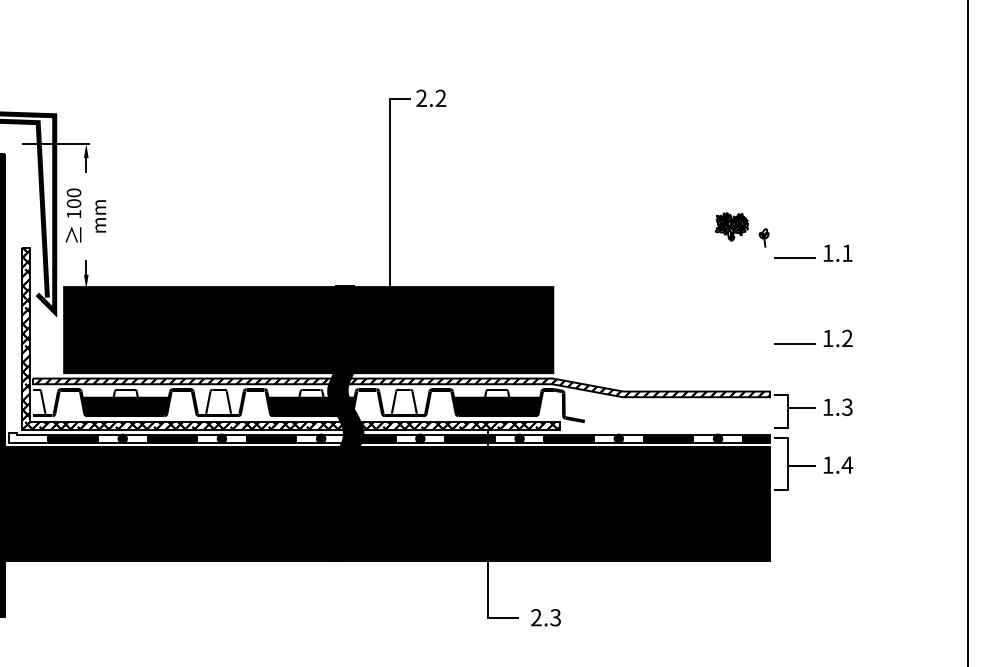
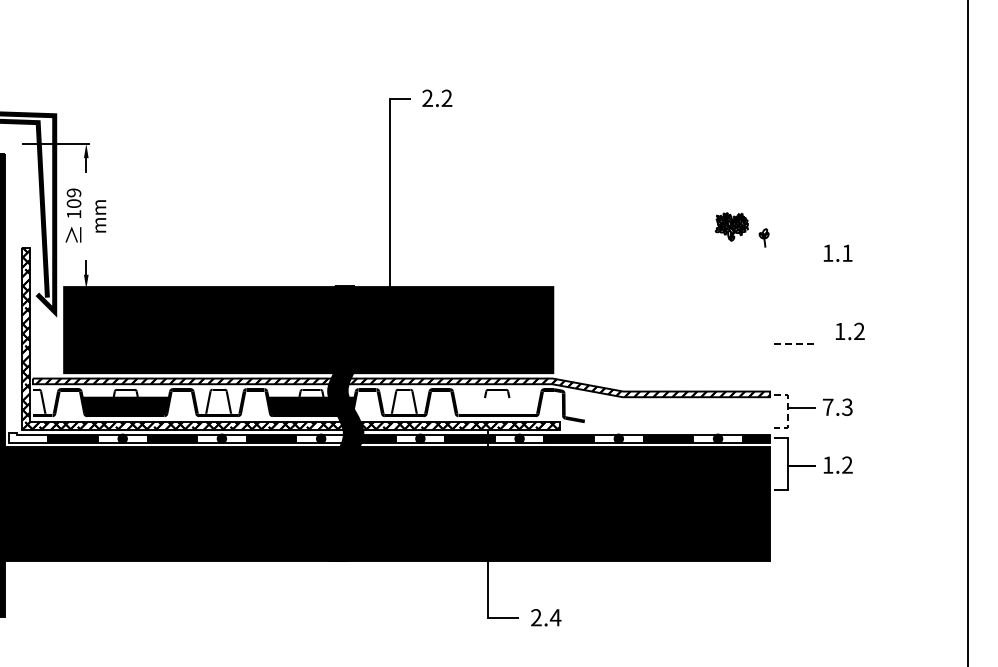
text position: (431, 98) -> (437, 98) (437, 98)
text: 100 -> 109 (74, 192)
line: present -> none (794, 257)
text position: (837, 338) -> (849, 331) (849, 331)
line: solid -> dashed (795, 343)
fill: present -> none (497, 405)
text: 1.3 -> 7.3 (828, 406)
line: solid -> dashed (787, 412)
text: 1.4 -> 1.2 (847, 464)
text: 2.3 -> 2.4 (555, 617)
